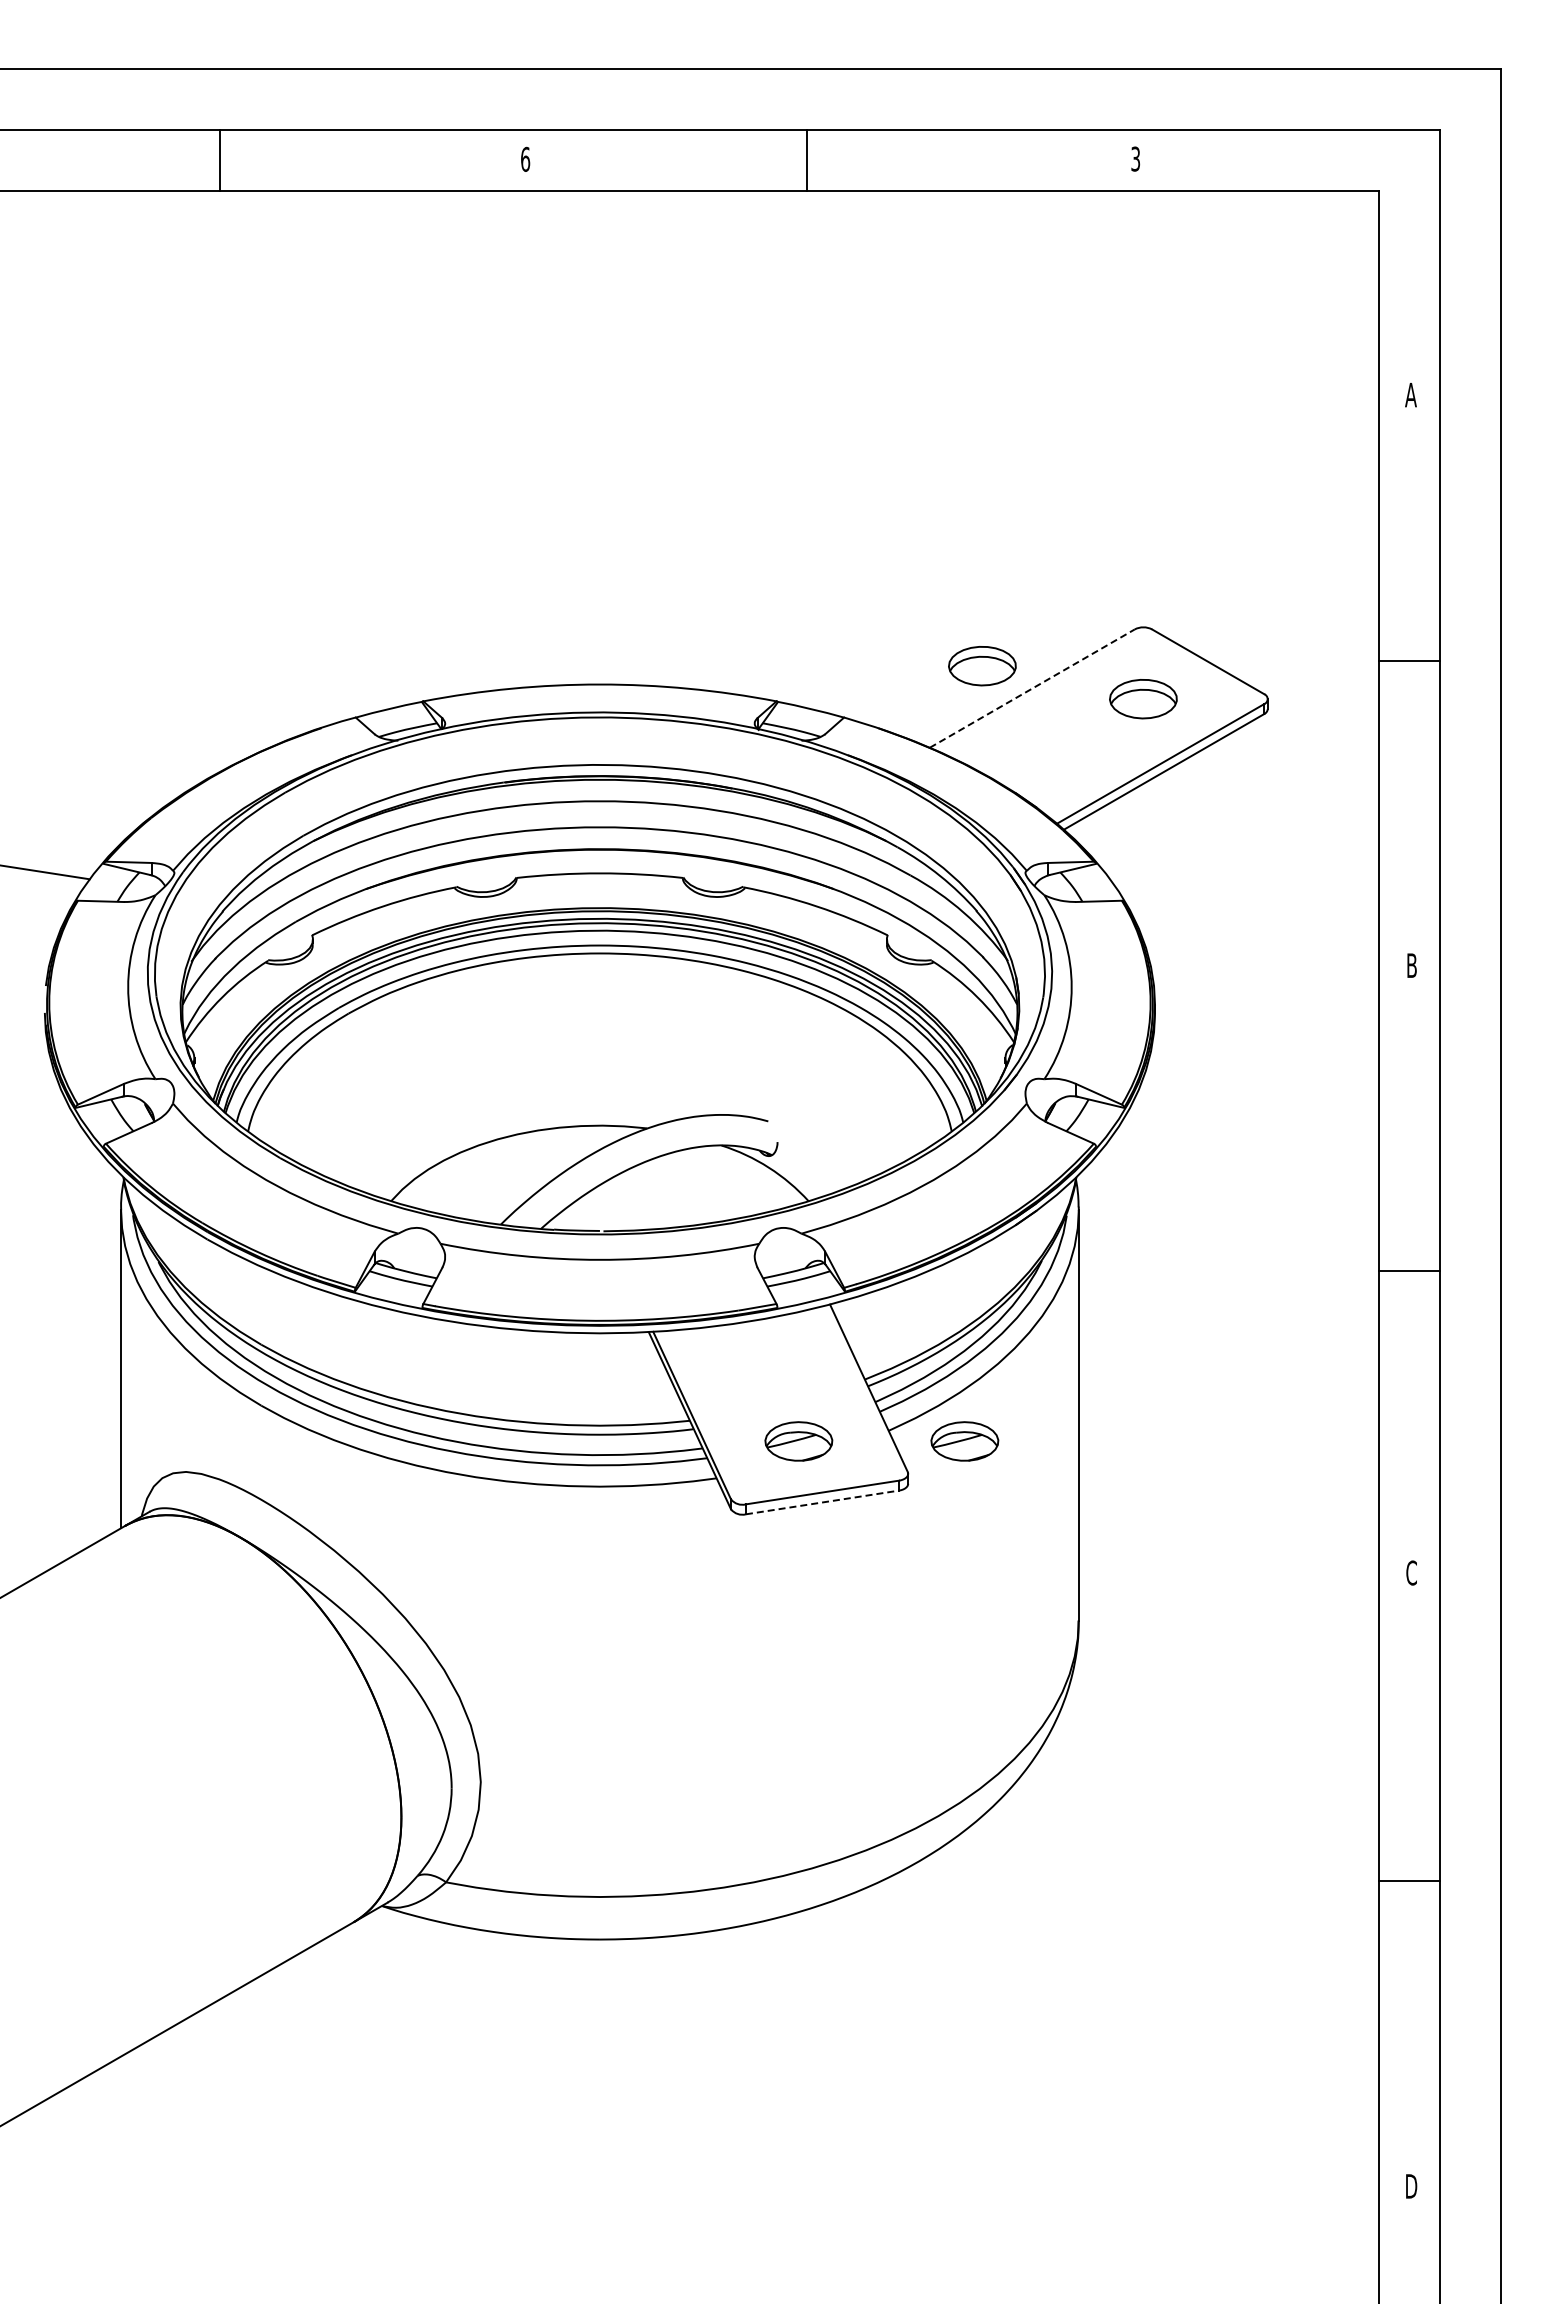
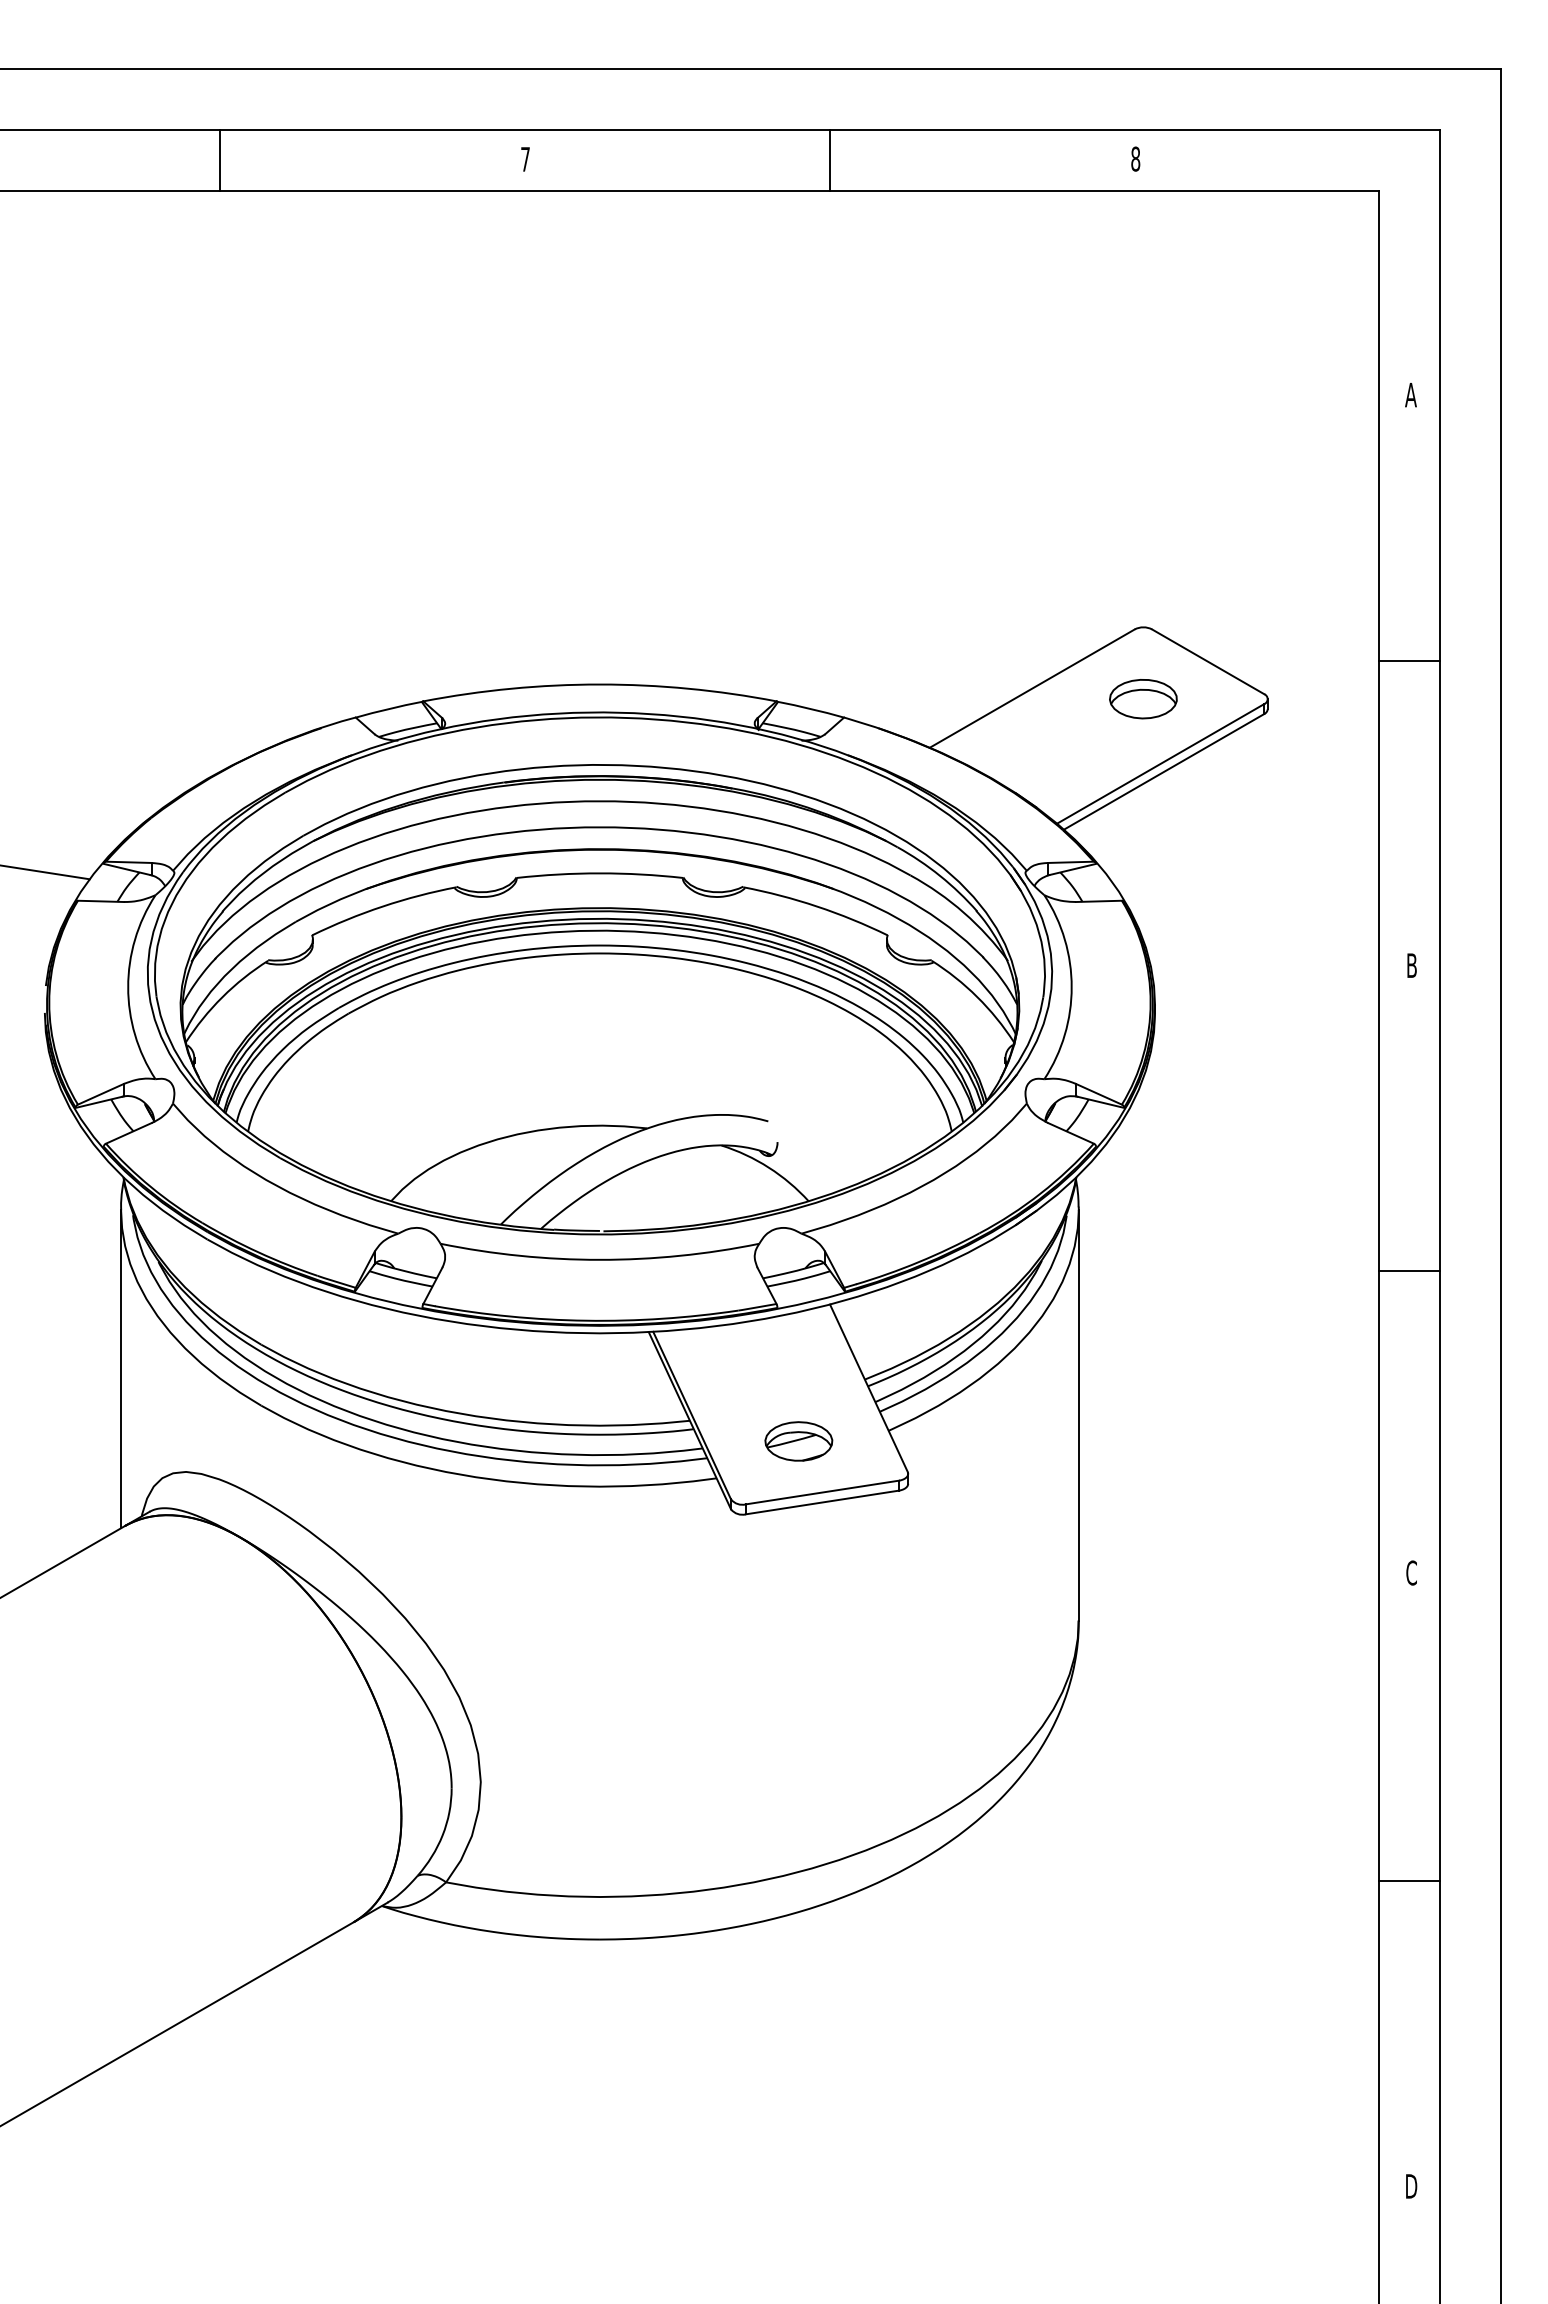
text: 6 -> 7 (525, 158)
text: 3 -> 8 (1135, 158)
line position: (807, 160) -> (830, 160) (830, 160)
part: present -> none (982, 666)
line: dashed -> solid (1032, 688)
part: present -> none (964, 1441)
line: dashed -> solid (822, 1502)
